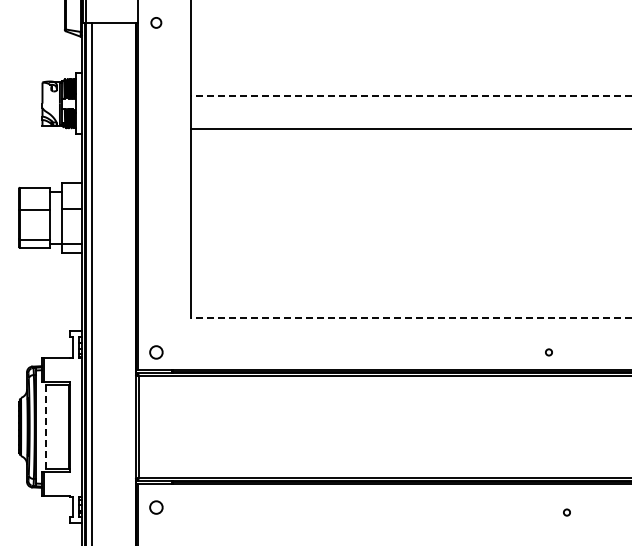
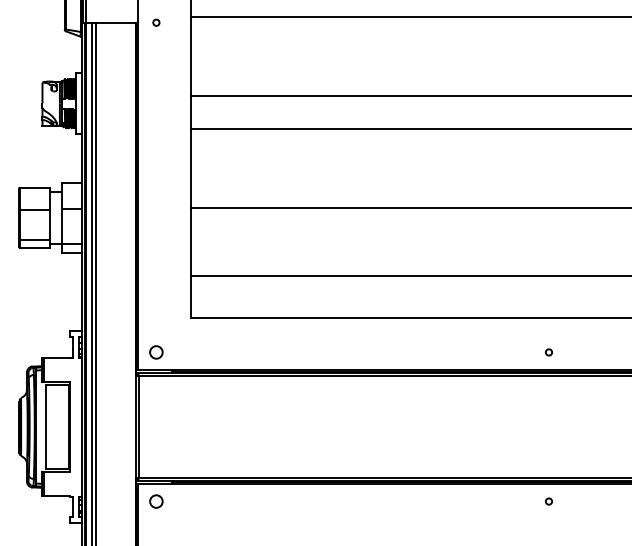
line: none -> present (409, 17)
circle size: 13x12 px -> 9x9 px (156, 22)
line: dashed -> solid (410, 96)
line: none -> present (409, 208)
line: none -> present (409, 276)
line: none -> present (95, 282)
line: dashed -> solid (410, 318)
line: dashed -> solid (45, 427)
circle position: (156, 507) -> (156, 501) (156, 501)
circle position: (566, 512) -> (548, 501) (548, 501)
